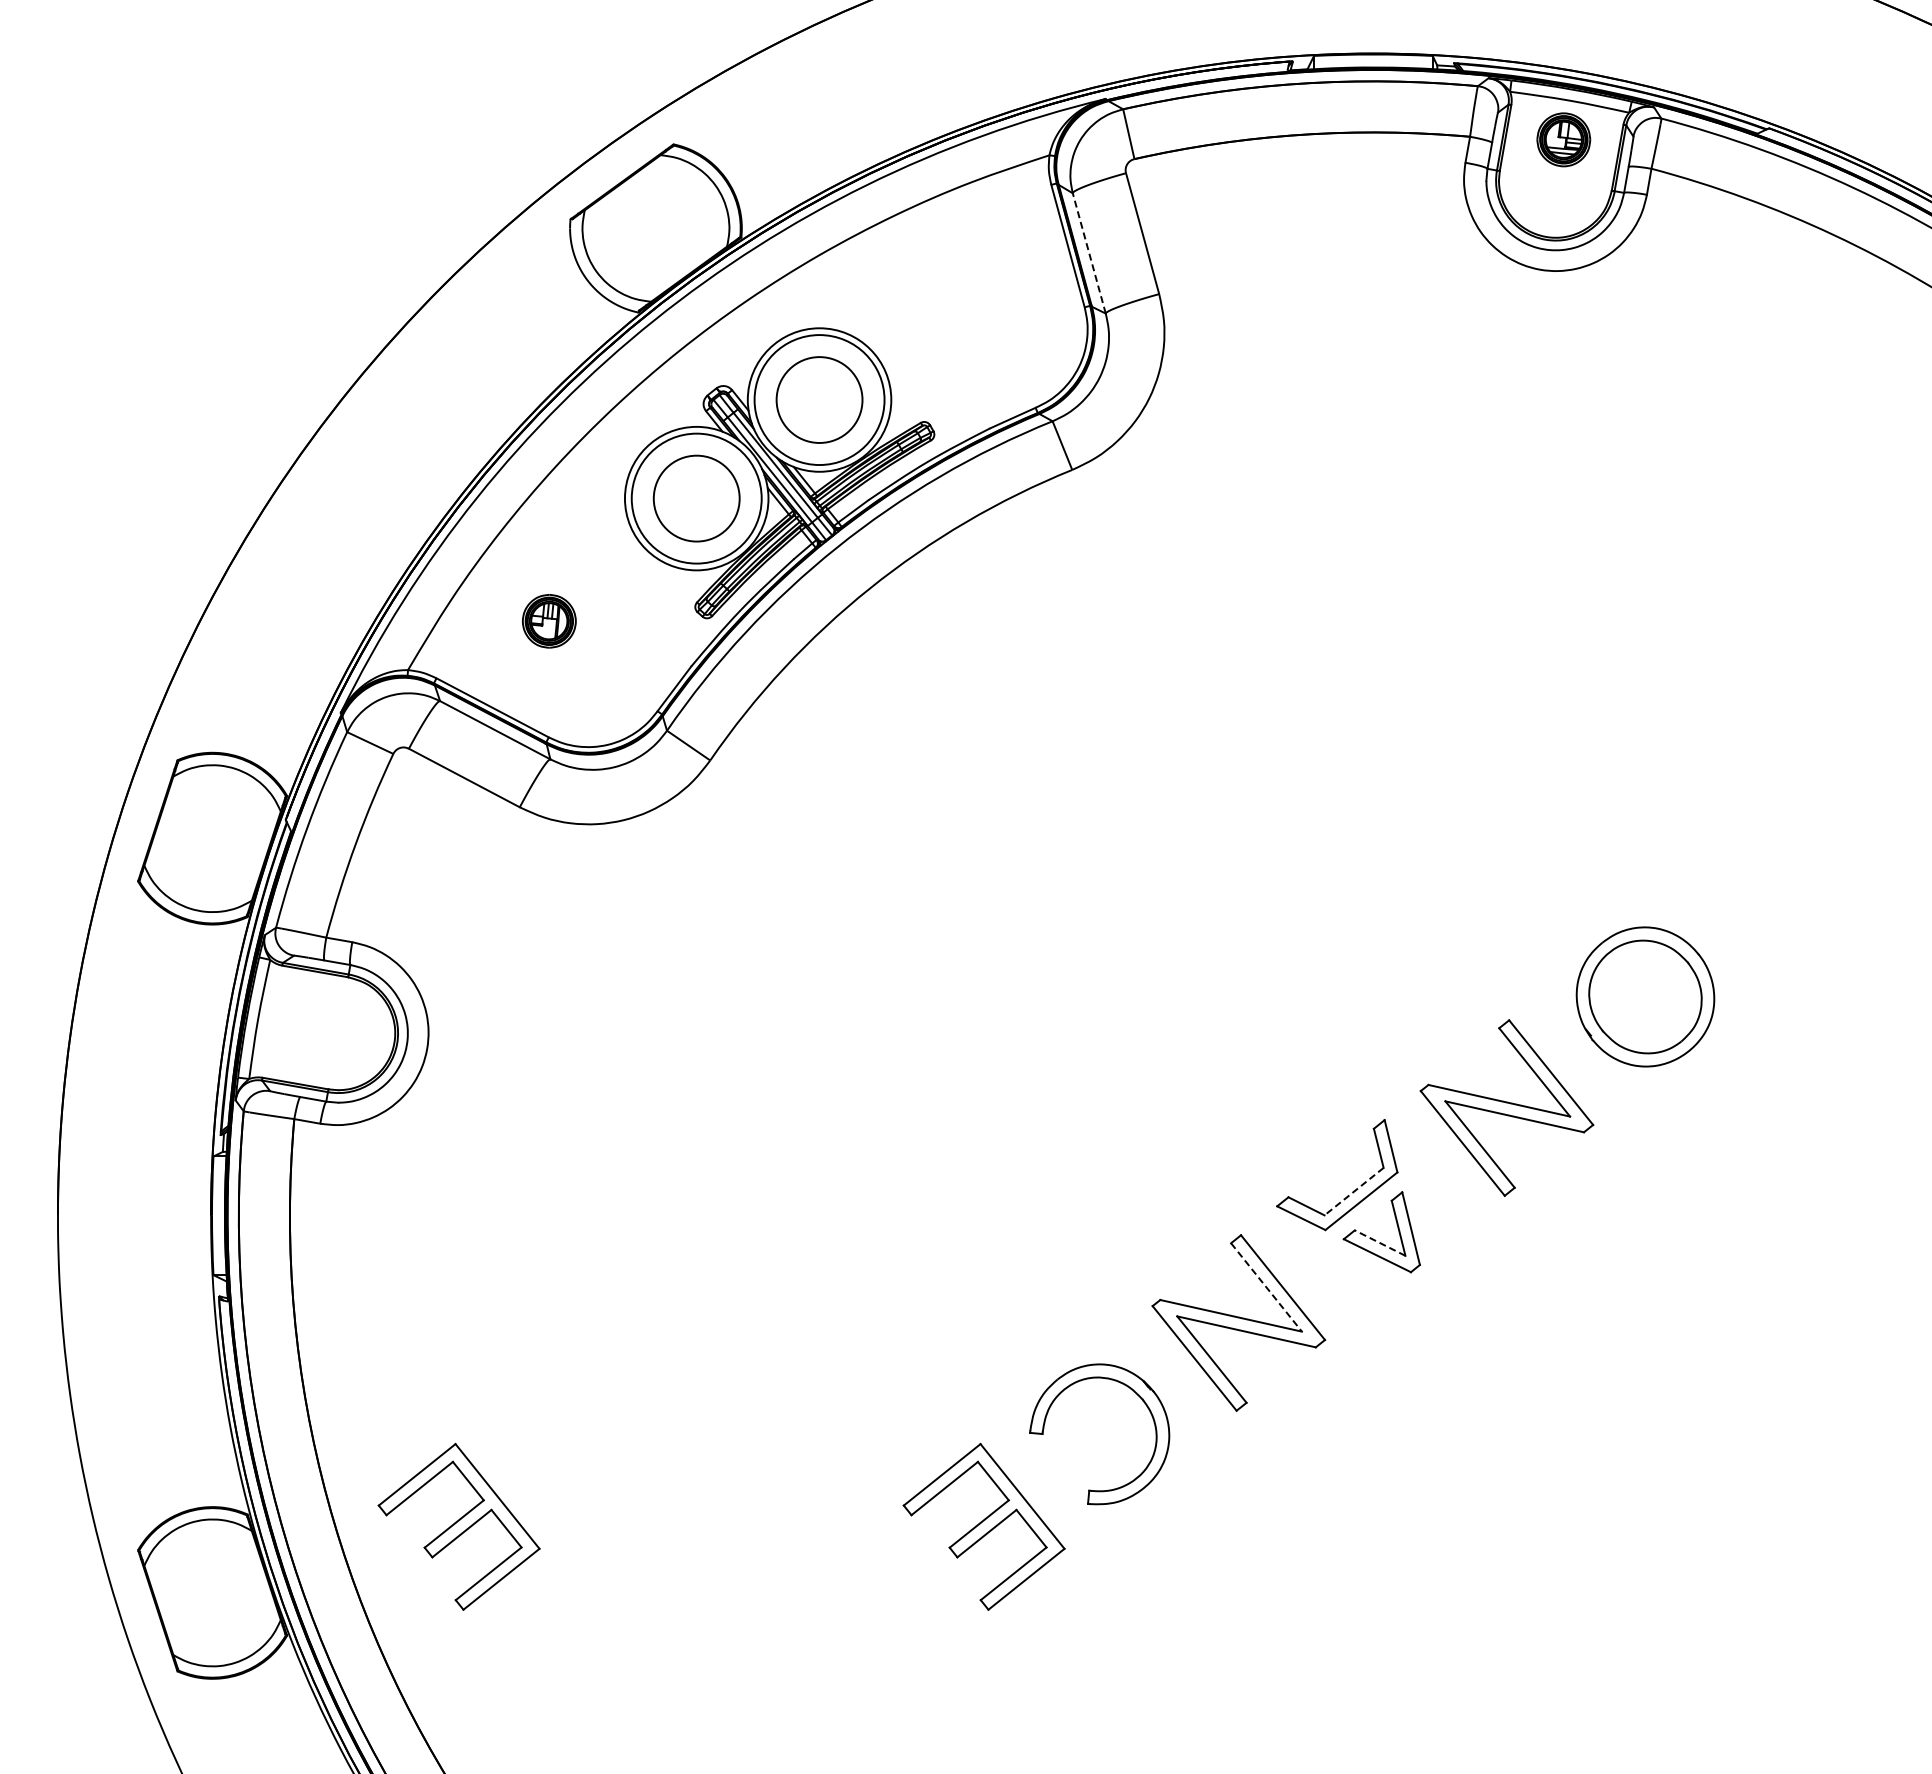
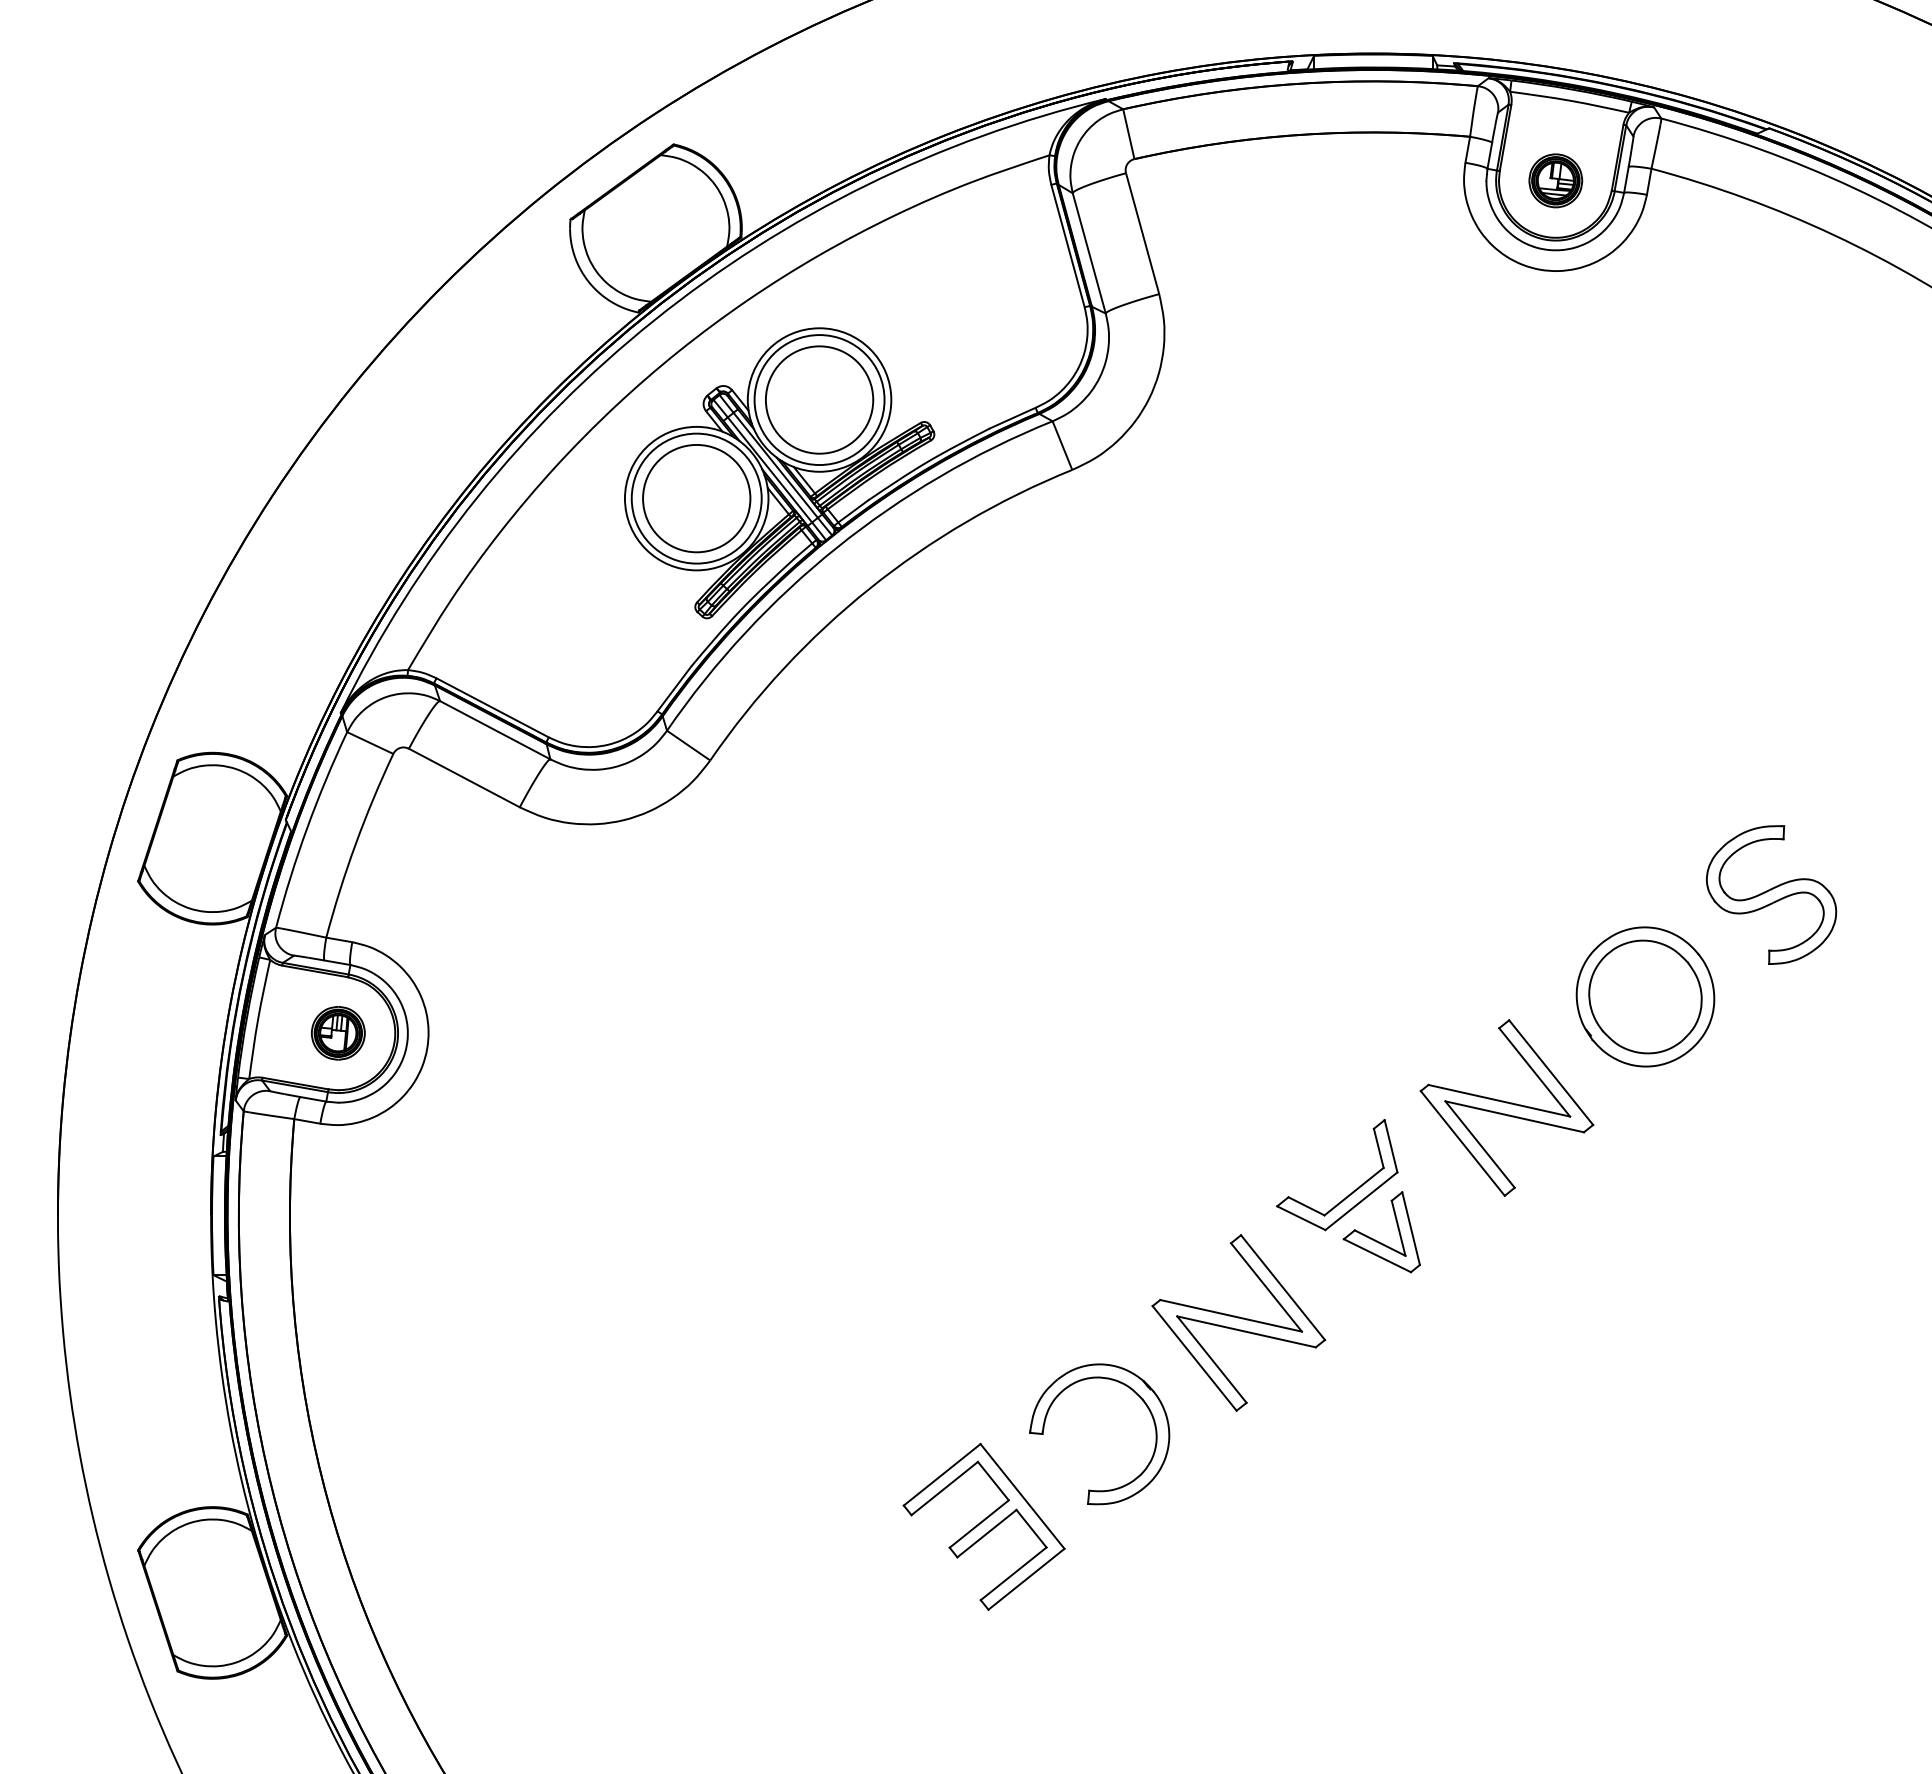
part position: (1563, 139) -> (1555, 180) (1555, 180)
line: dashed -> solid (1089, 252)
circle diameter: 86 px -> 107 px (819, 399)
circle diameter: 86 px -> 107 px (696, 498)
part position: (549, 621) -> (338, 1033) (338, 1033)
part: none -> present (1771, 894)
line: dashed -> solid (1354, 1191)
line: dashed -> solid (1379, 1242)
line: dashed -> solid (1266, 1287)
part: present -> none (458, 1526)
